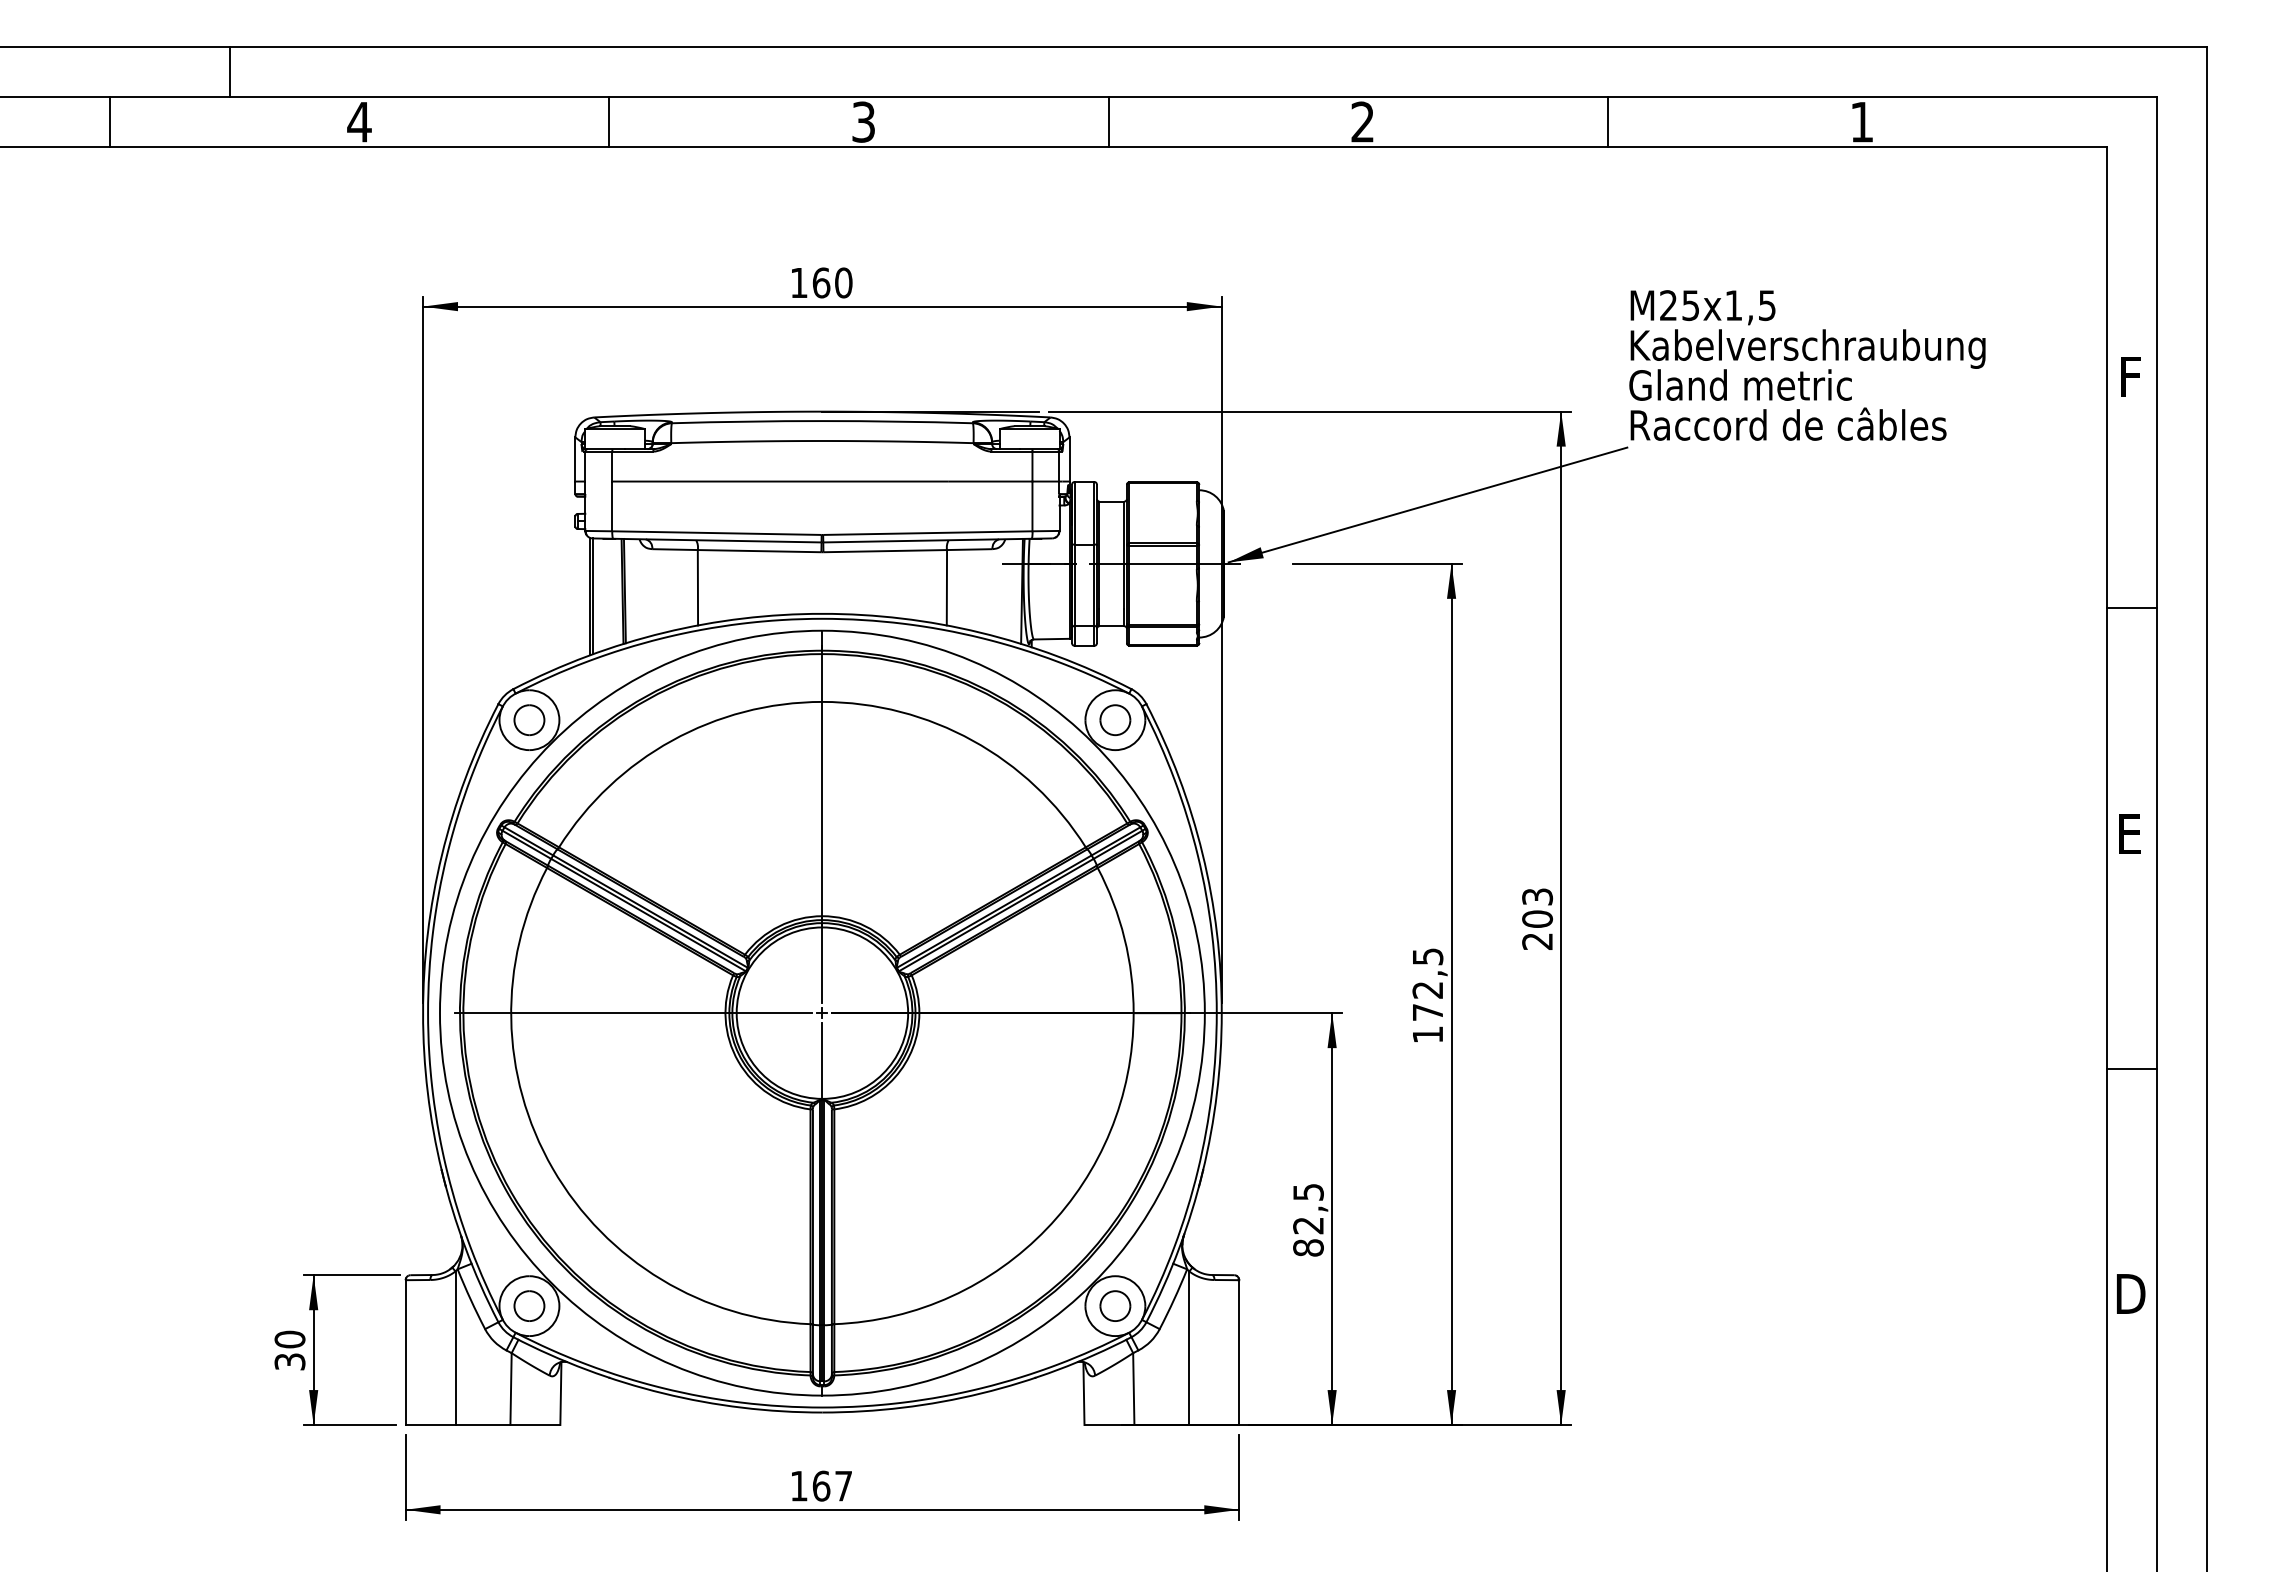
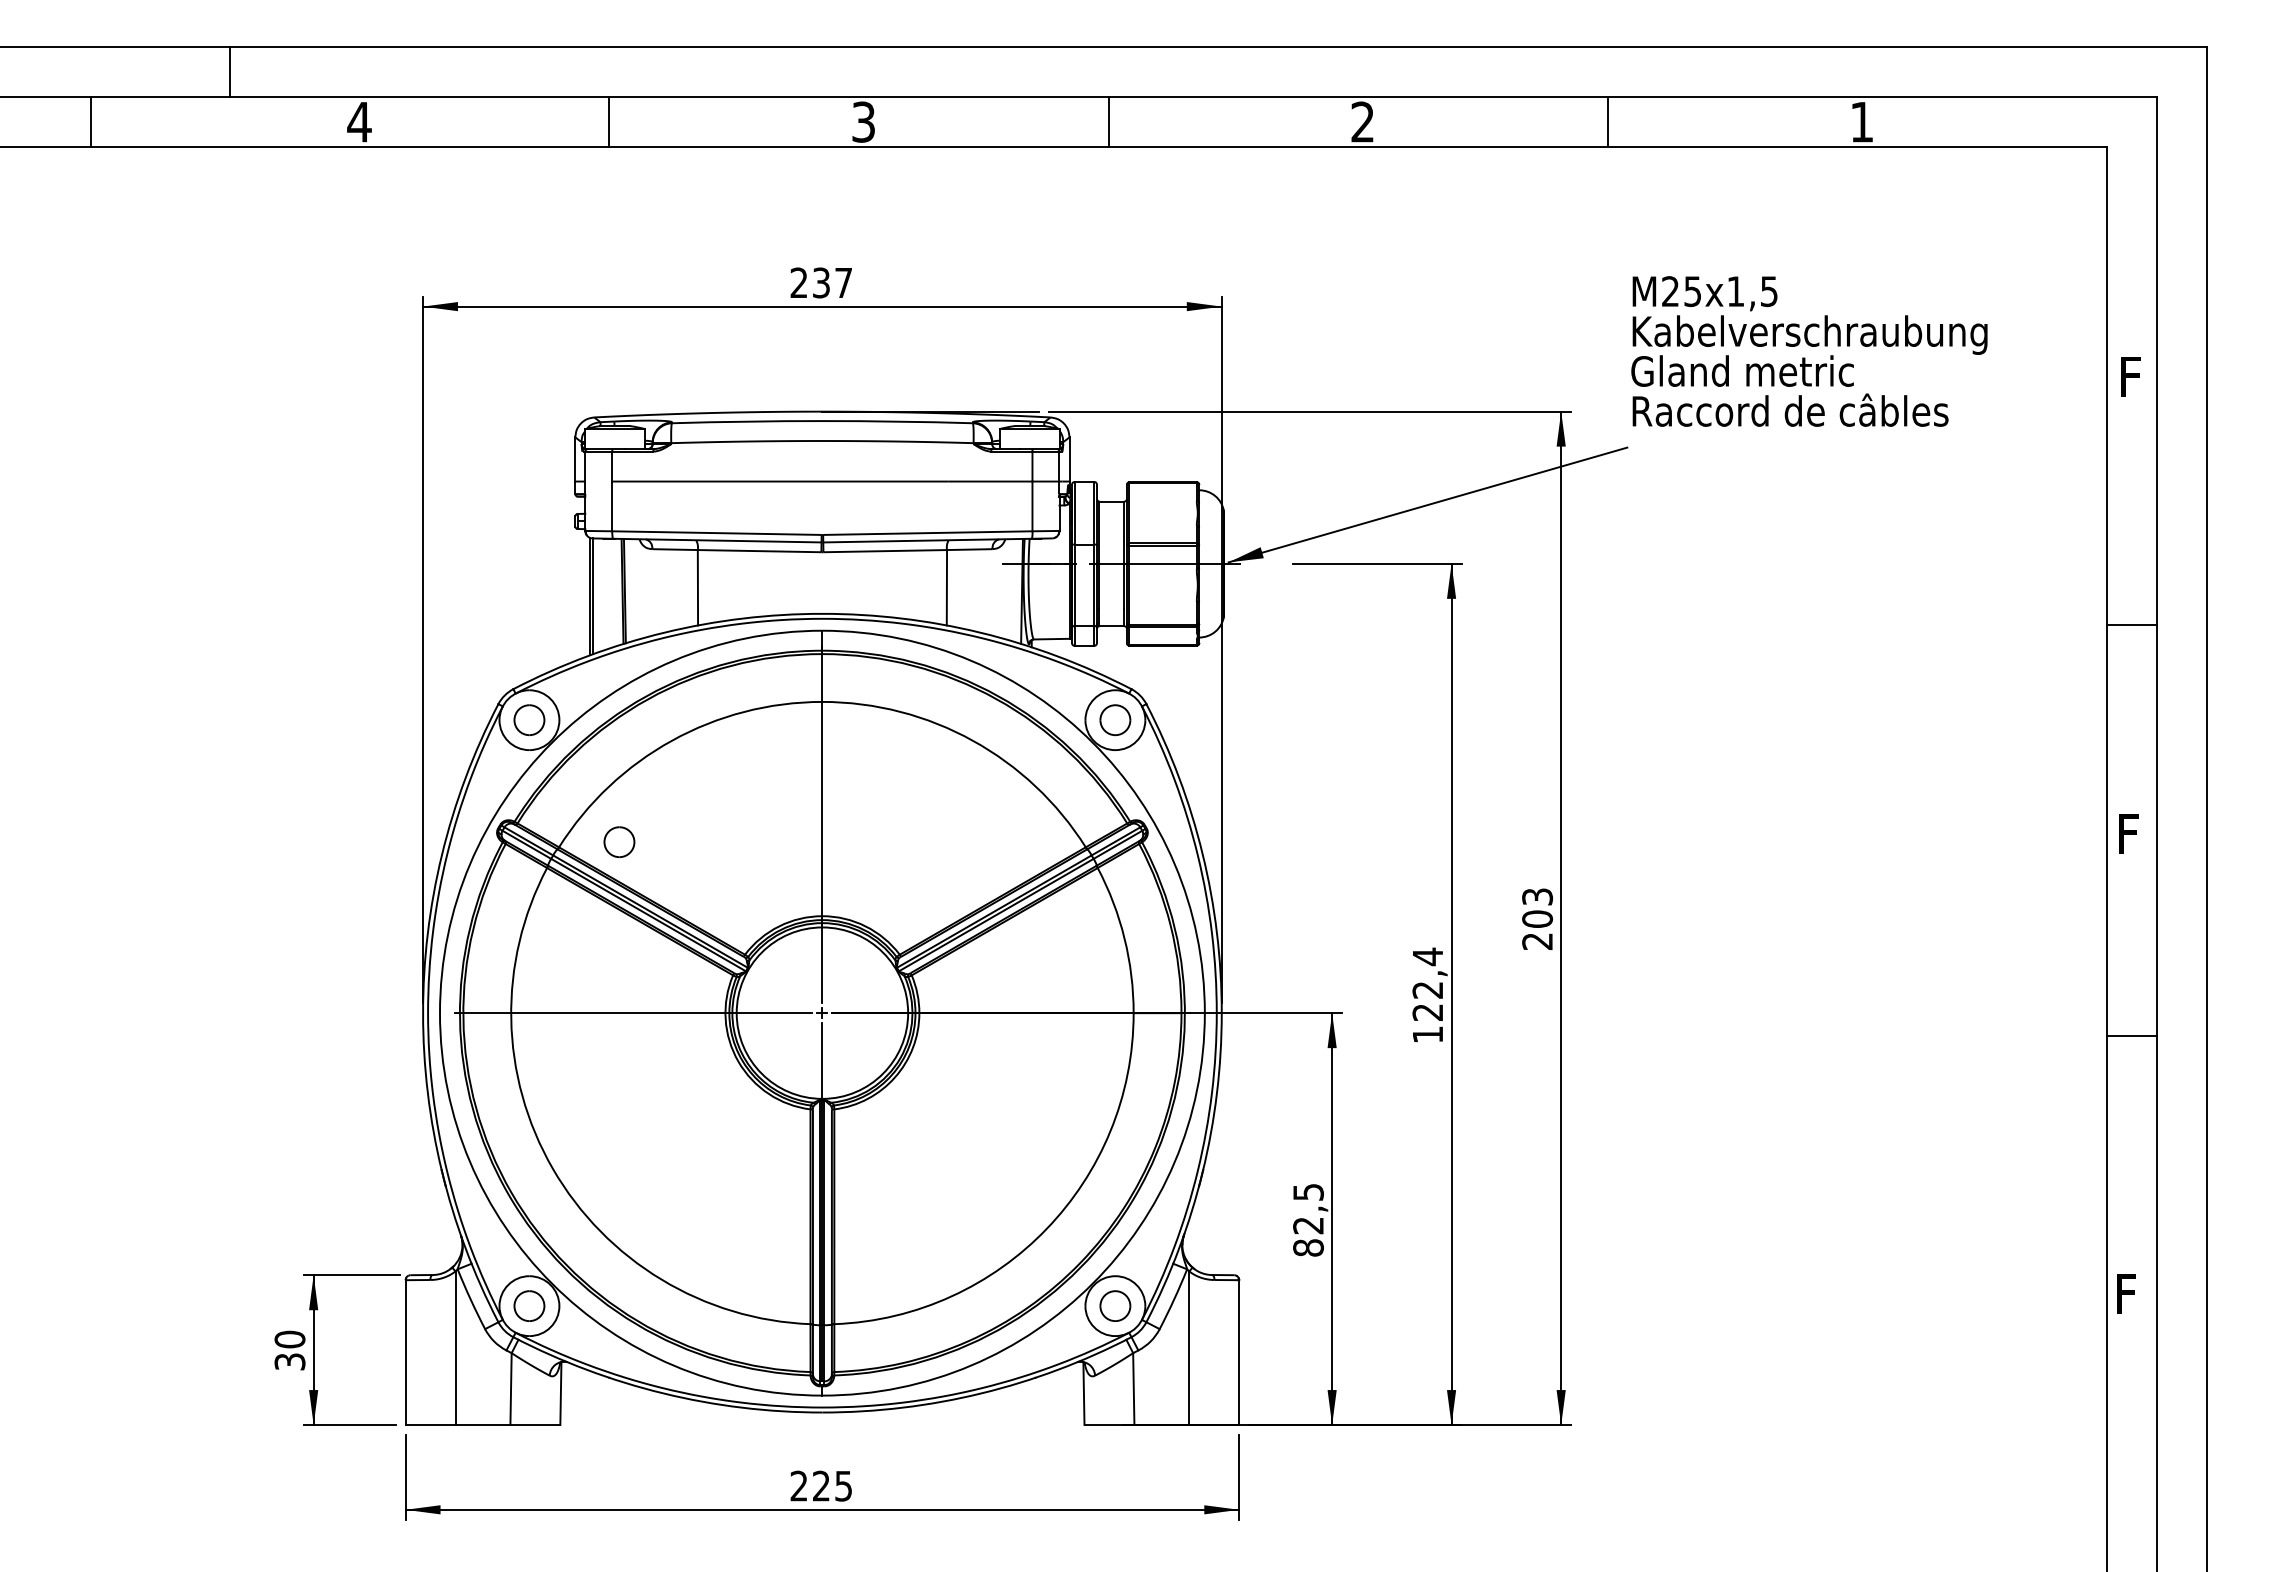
line position: (110, 122) -> (91, 122) (91, 122)
text: 160 -> 237 (821, 282)
part position: (1807, 365) -> (1809, 351) (1809, 351)
line position: (2131, 607) -> (2131, 624) (2131, 624)
text: E -> F (2132, 833)
part: none -> present (619, 842)
text: 172,5 -> 122,4 (1427, 983)
line position: (2131, 1068) -> (2131, 1035) (2131, 1035)
text: D -> F (2130, 1293)
text: 167 -> 225 (820, 1485)
